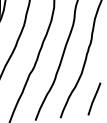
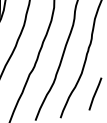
line position: (94, 98) -> (95, 93) (95, 93)
